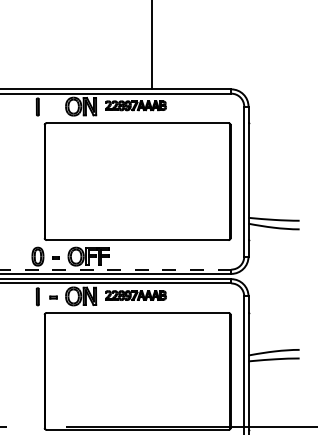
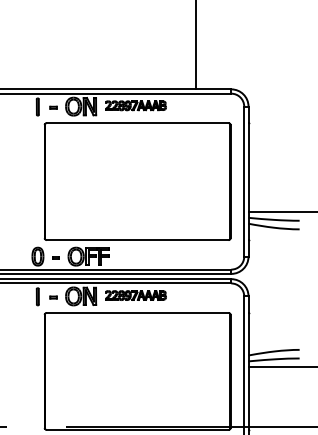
line position: (152, 45) -> (196, 45) (196, 45)
part: none -> present (53, 107)
line: none -> present (281, 212)
line: dashed -> solid (115, 269)
line: none -> present (281, 367)
